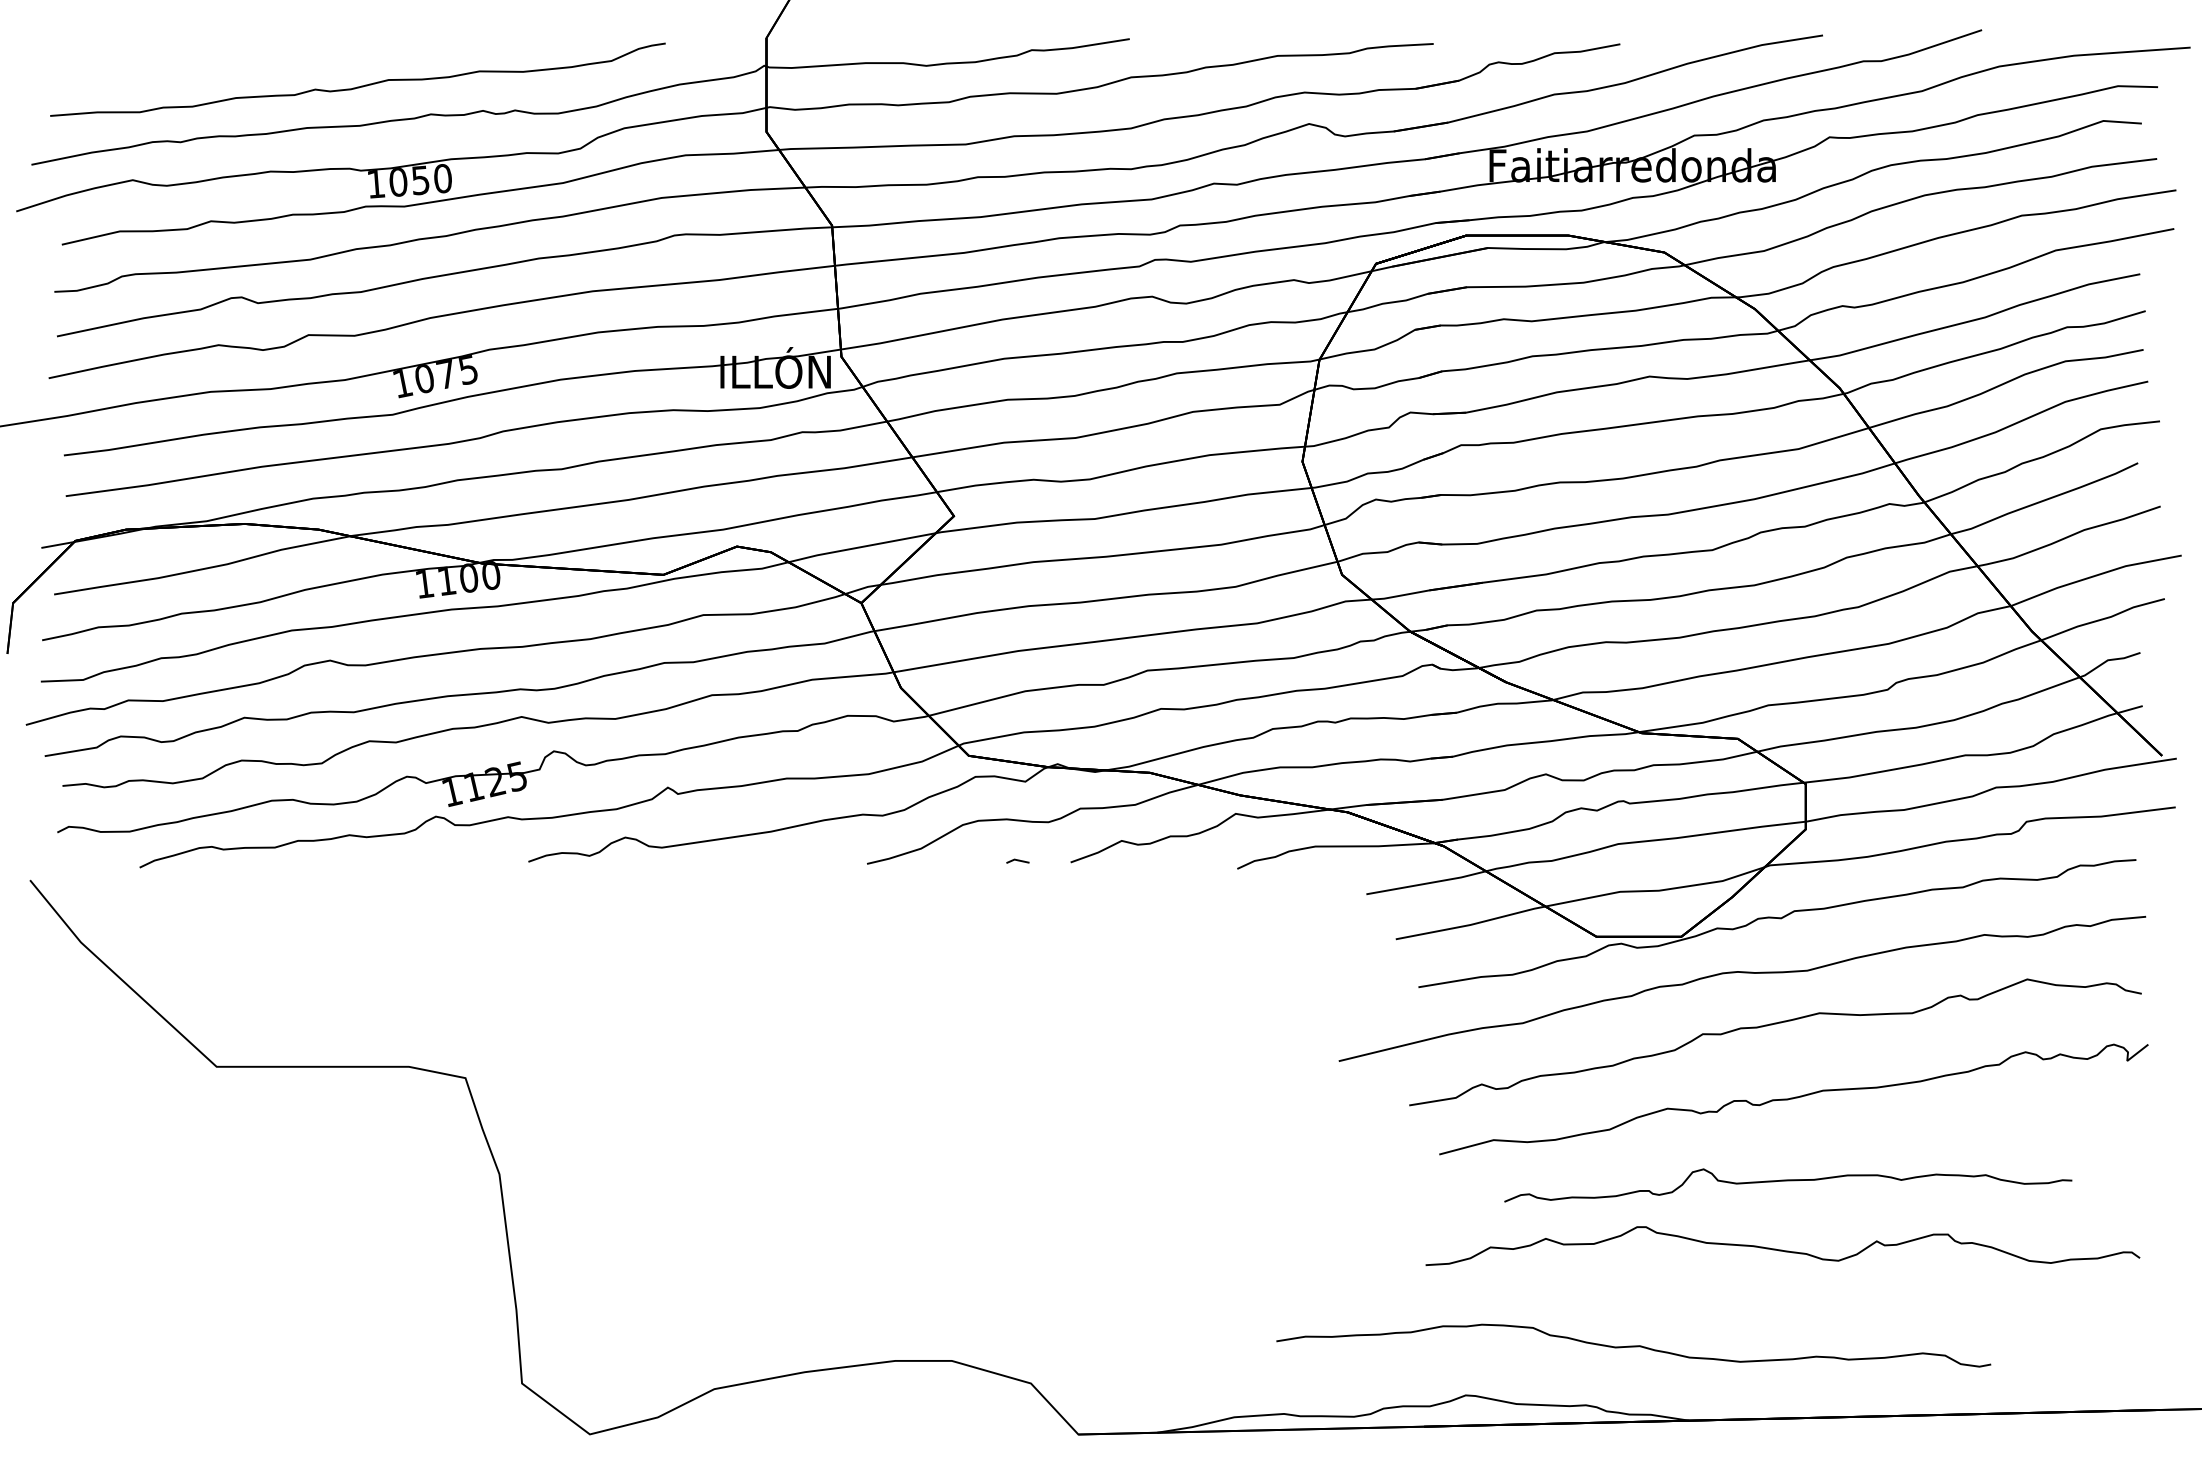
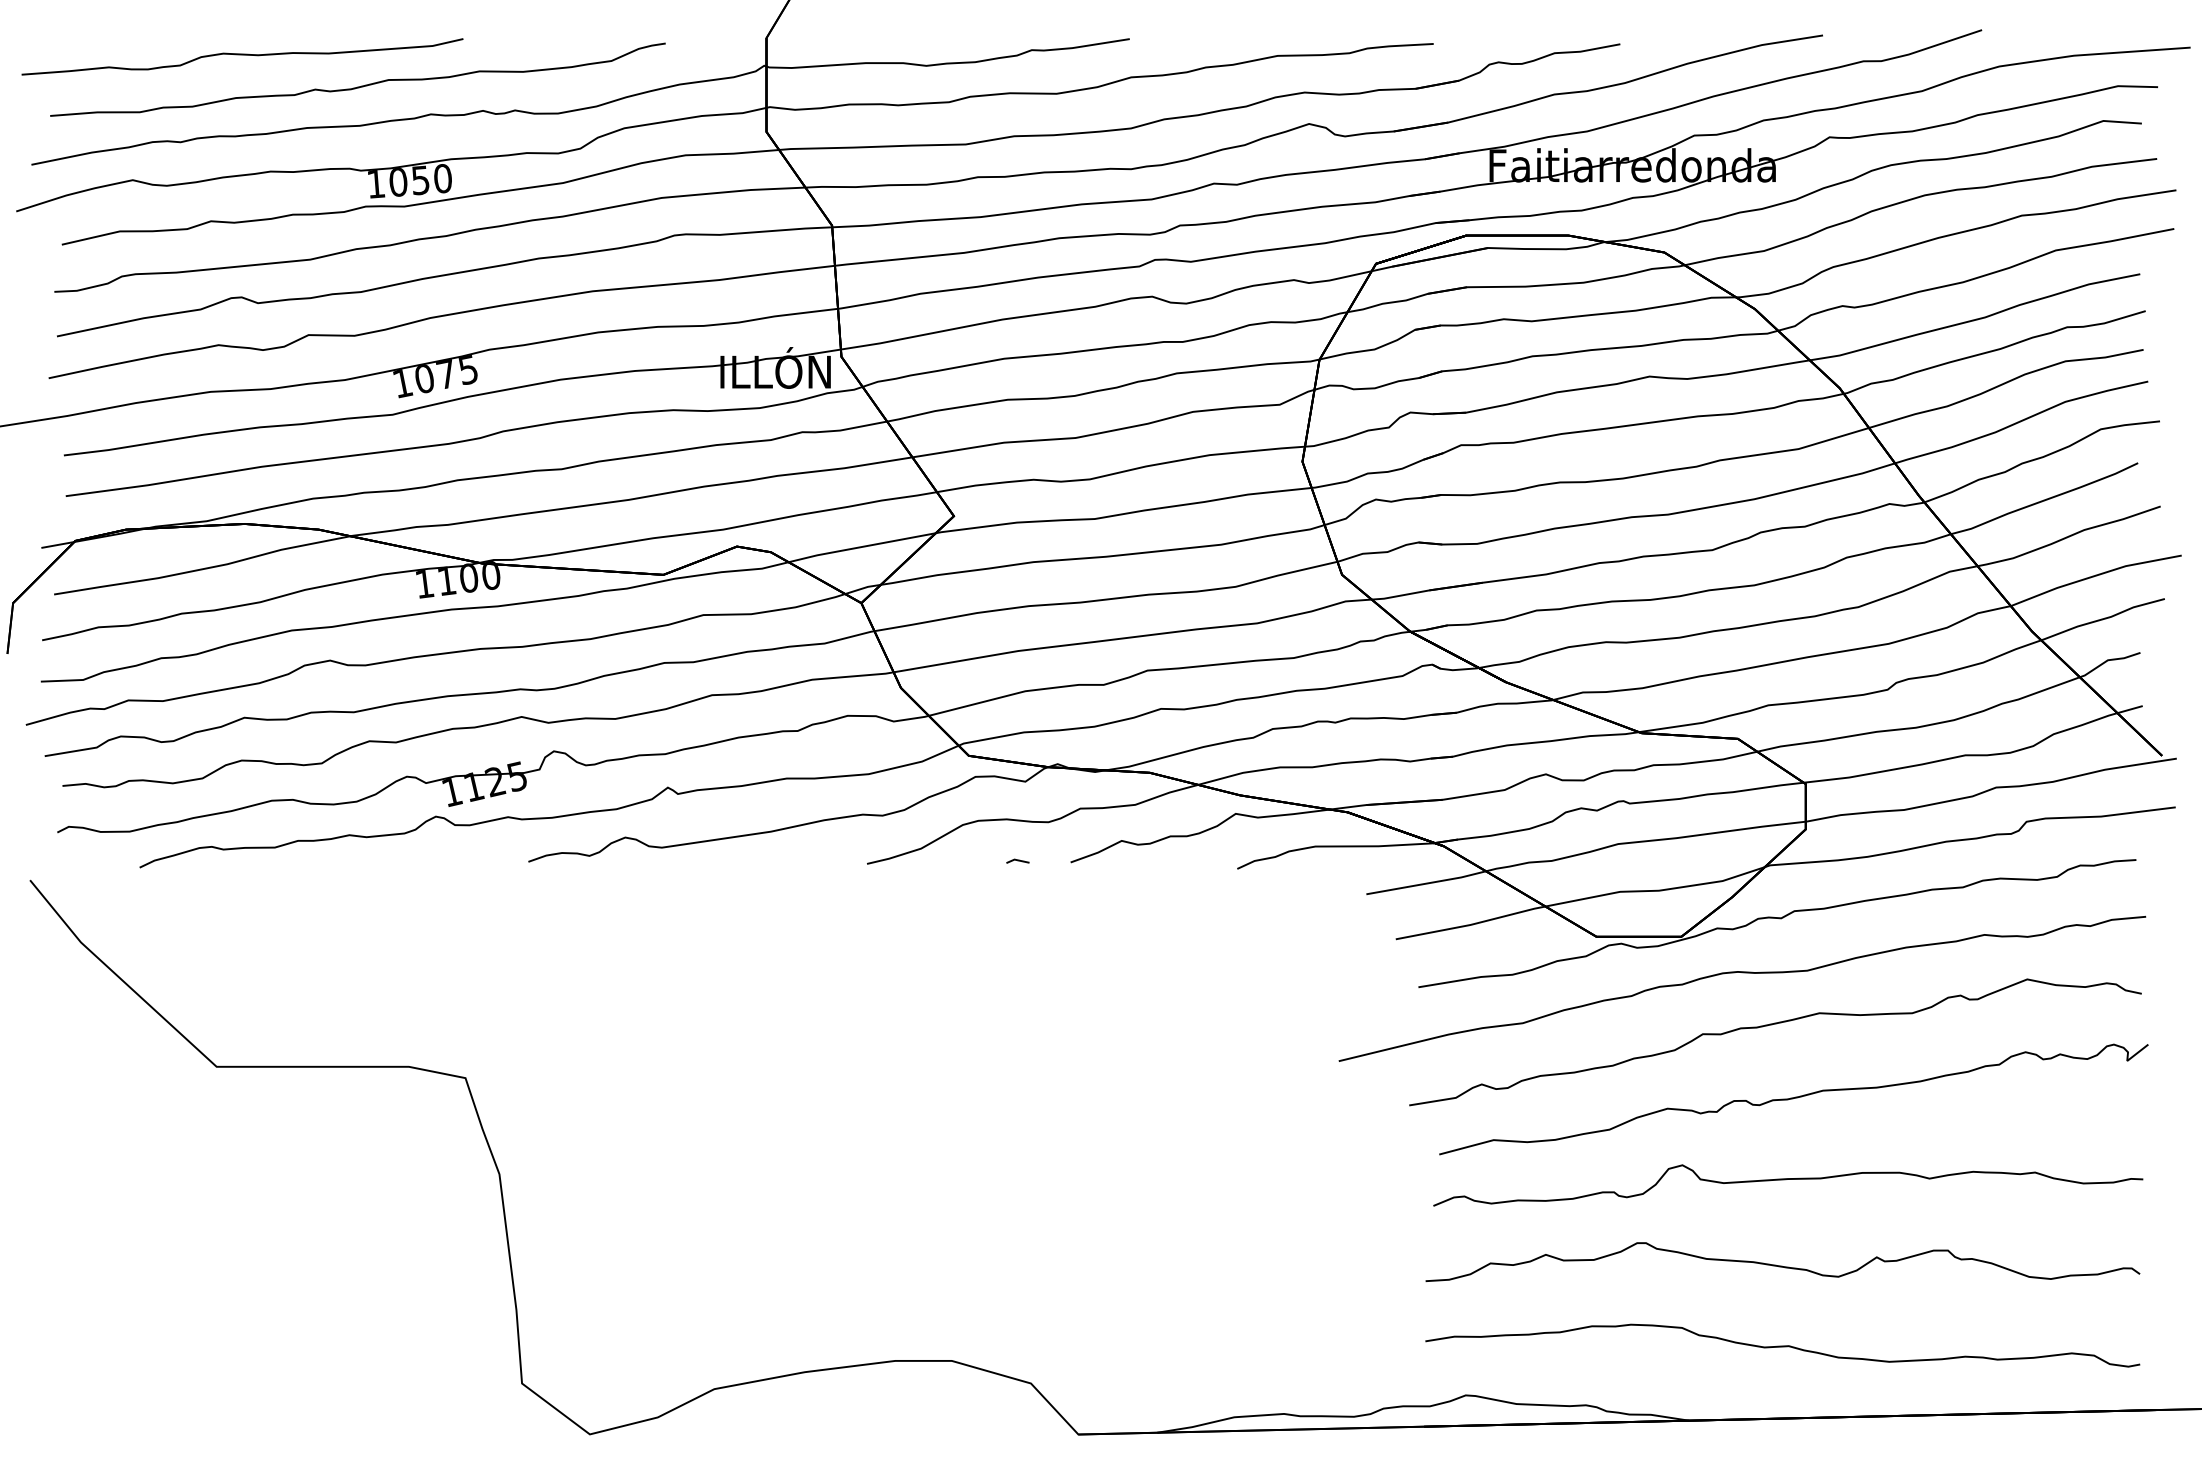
part: none -> present (242, 56)
part size: 569x35 px -> 711x43 px (1788, 1185)
part position: (1782, 1245) -> (1782, 1261) (1782, 1261)
part position: (1633, 1345) -> (1782, 1345) (1782, 1345)
